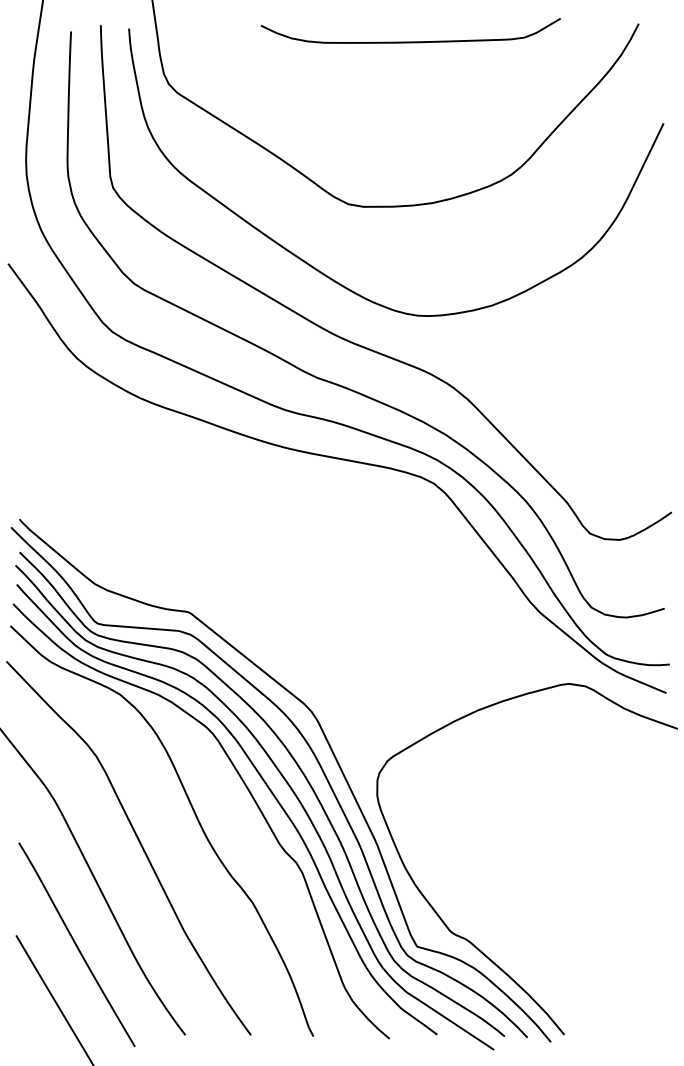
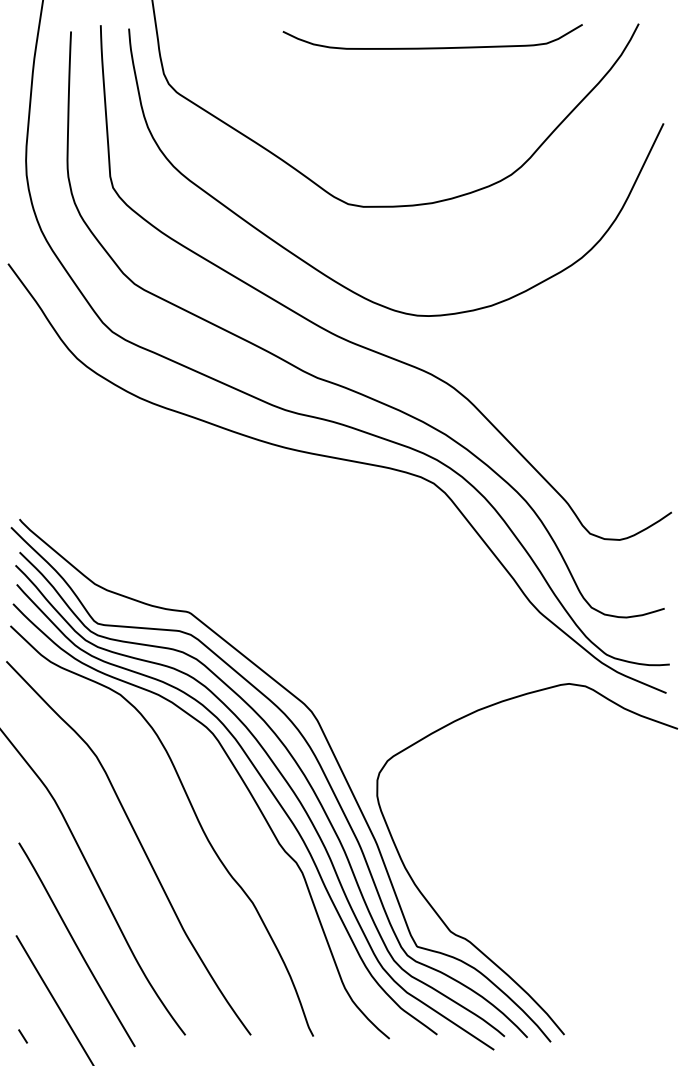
curve position: (410, 41) -> (432, 47) (432, 47)
line: none -> present (22, 1036)
